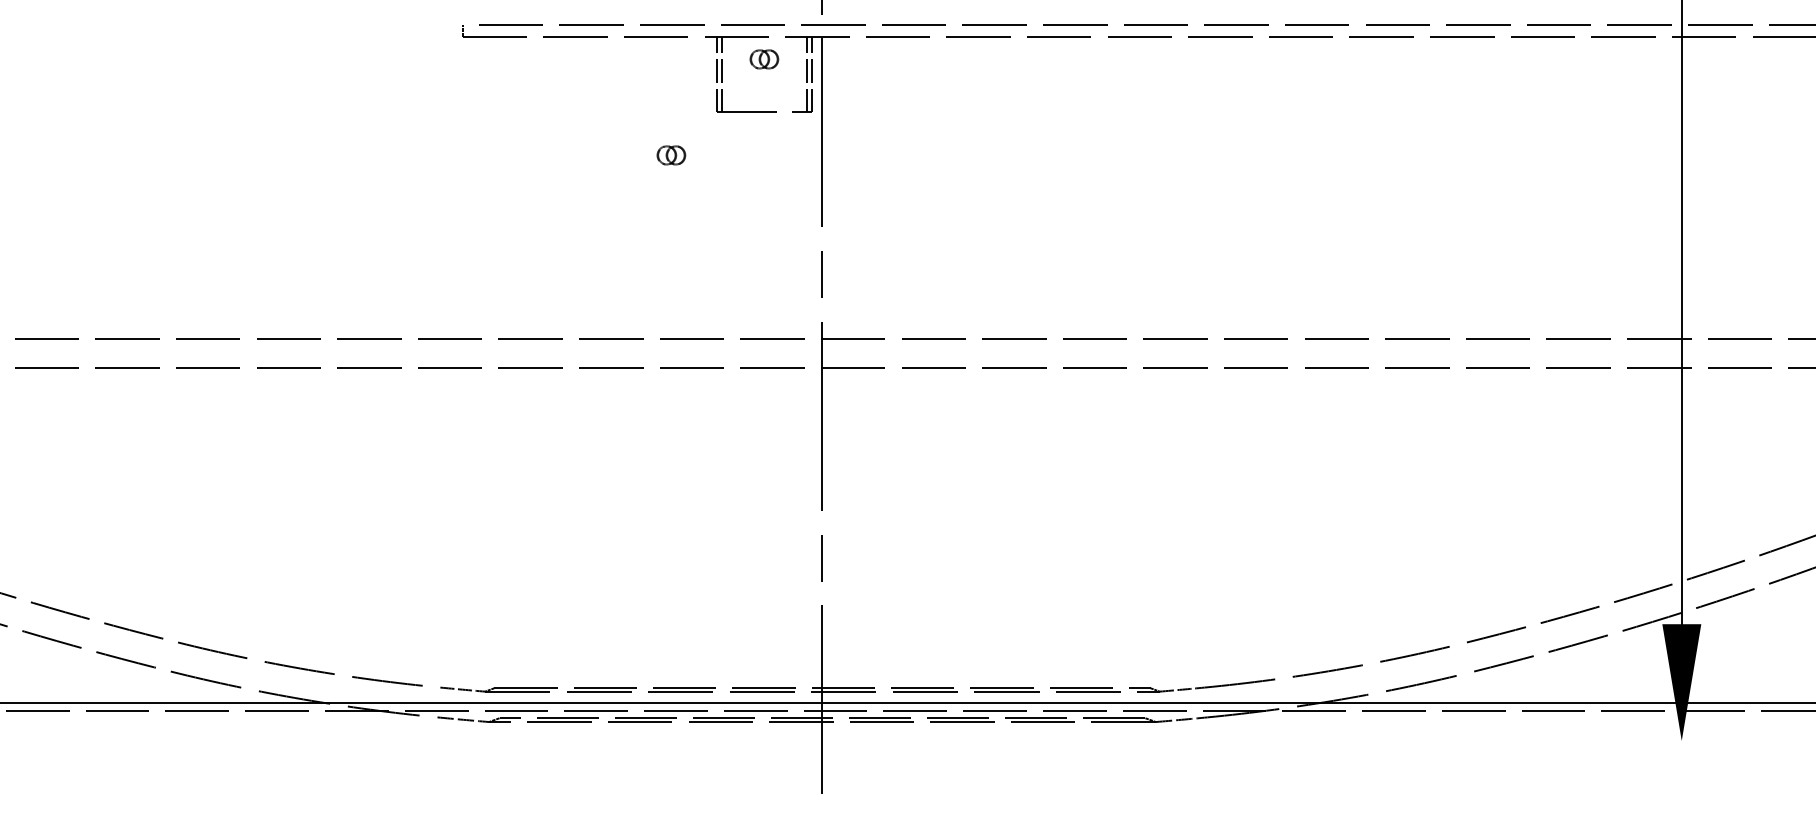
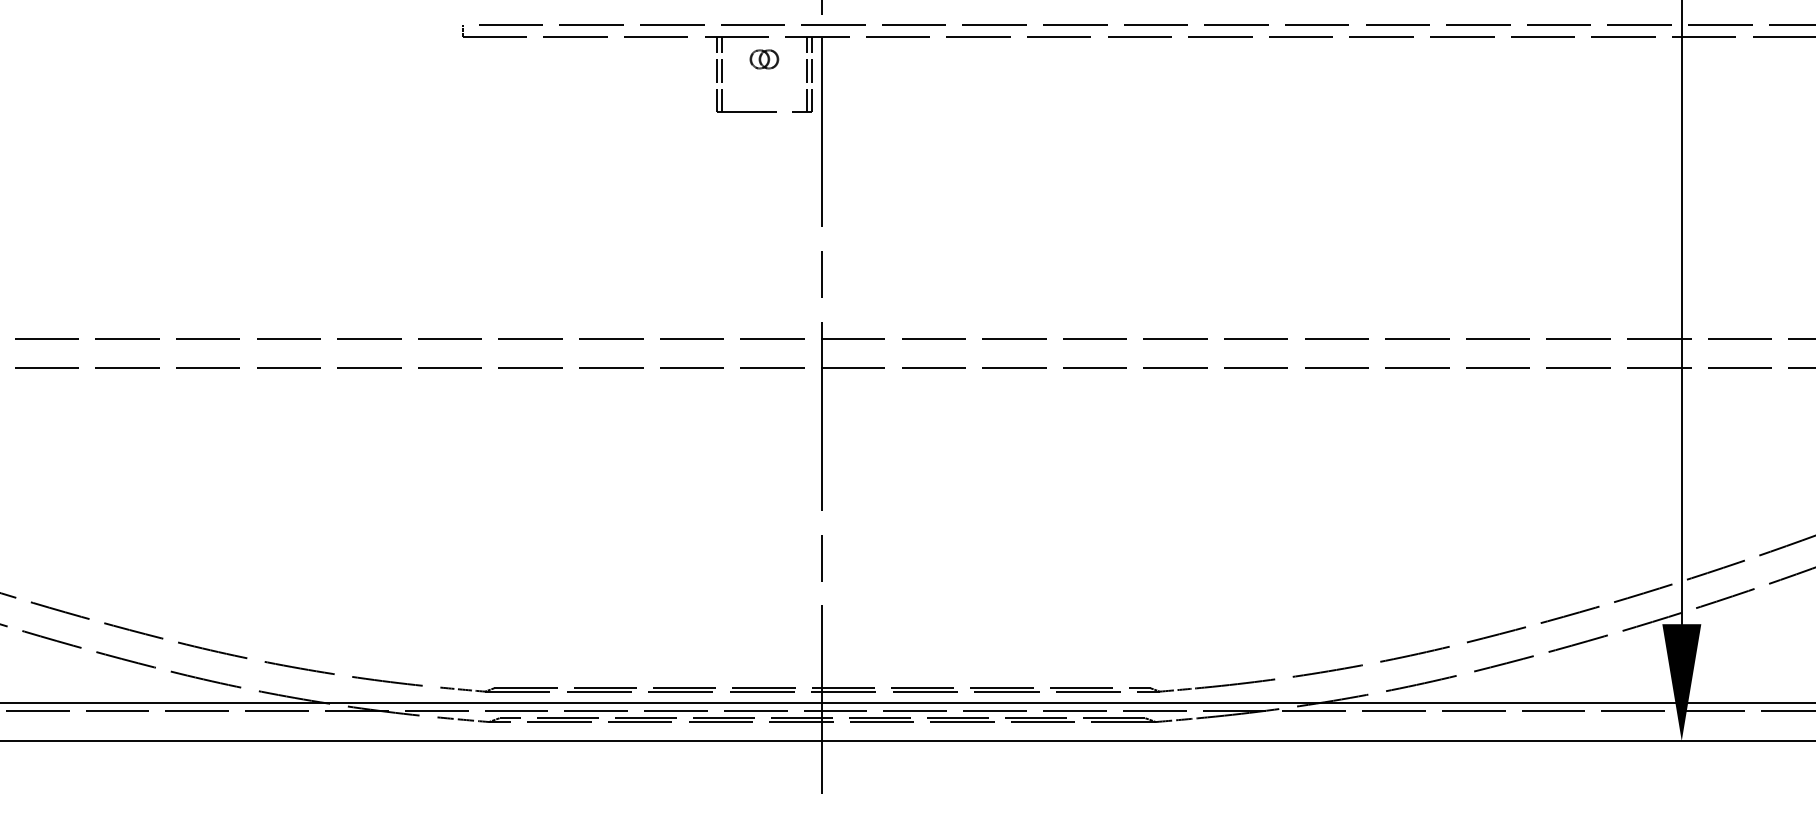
part: present -> none (671, 155)
line: none -> present (907, 740)
